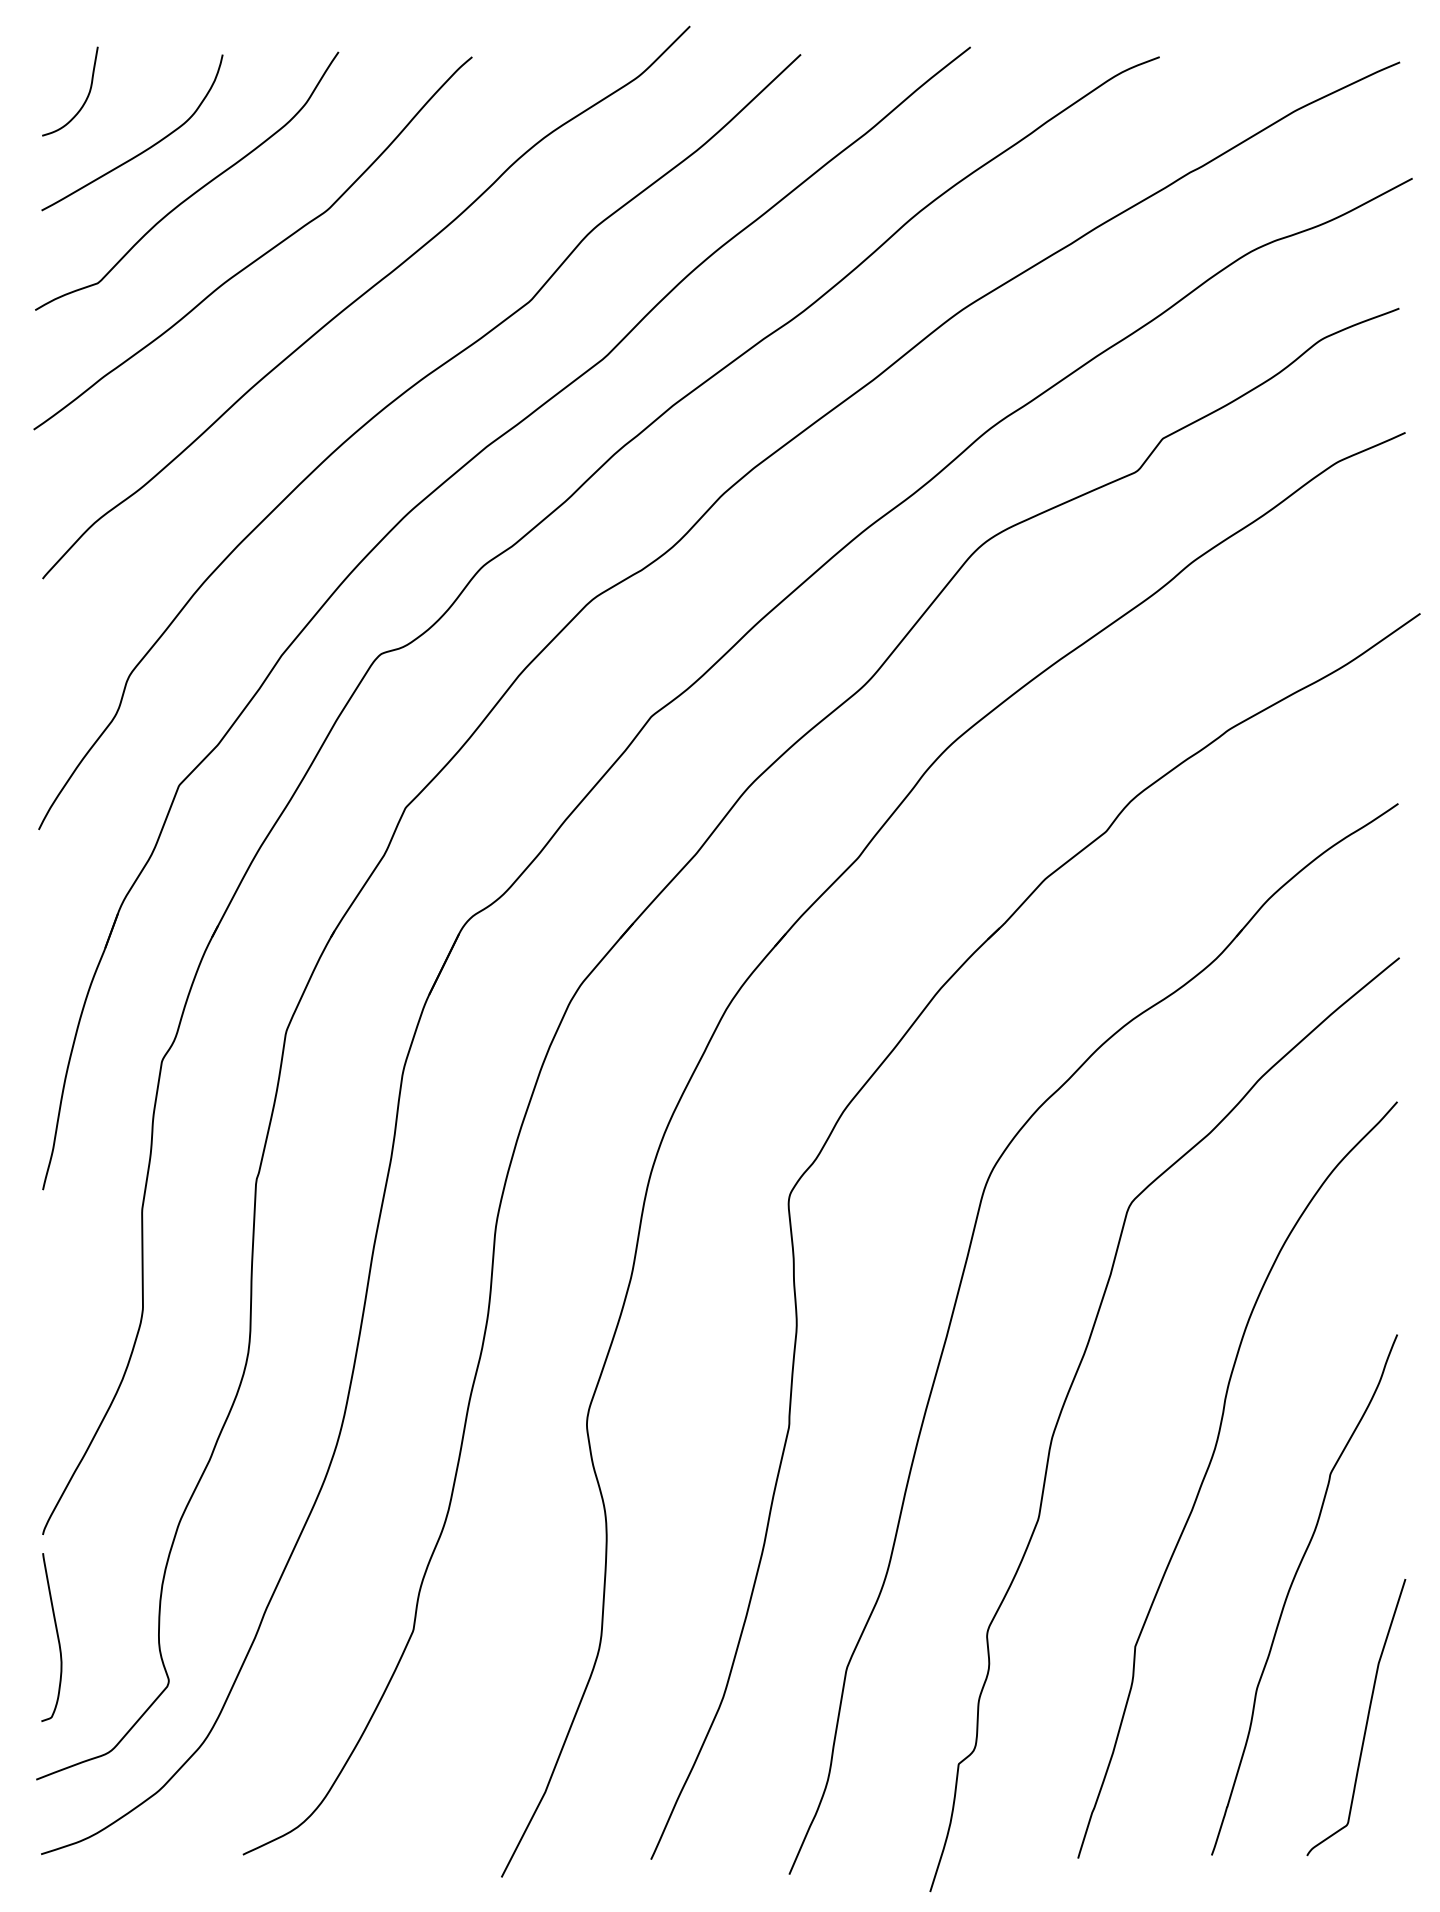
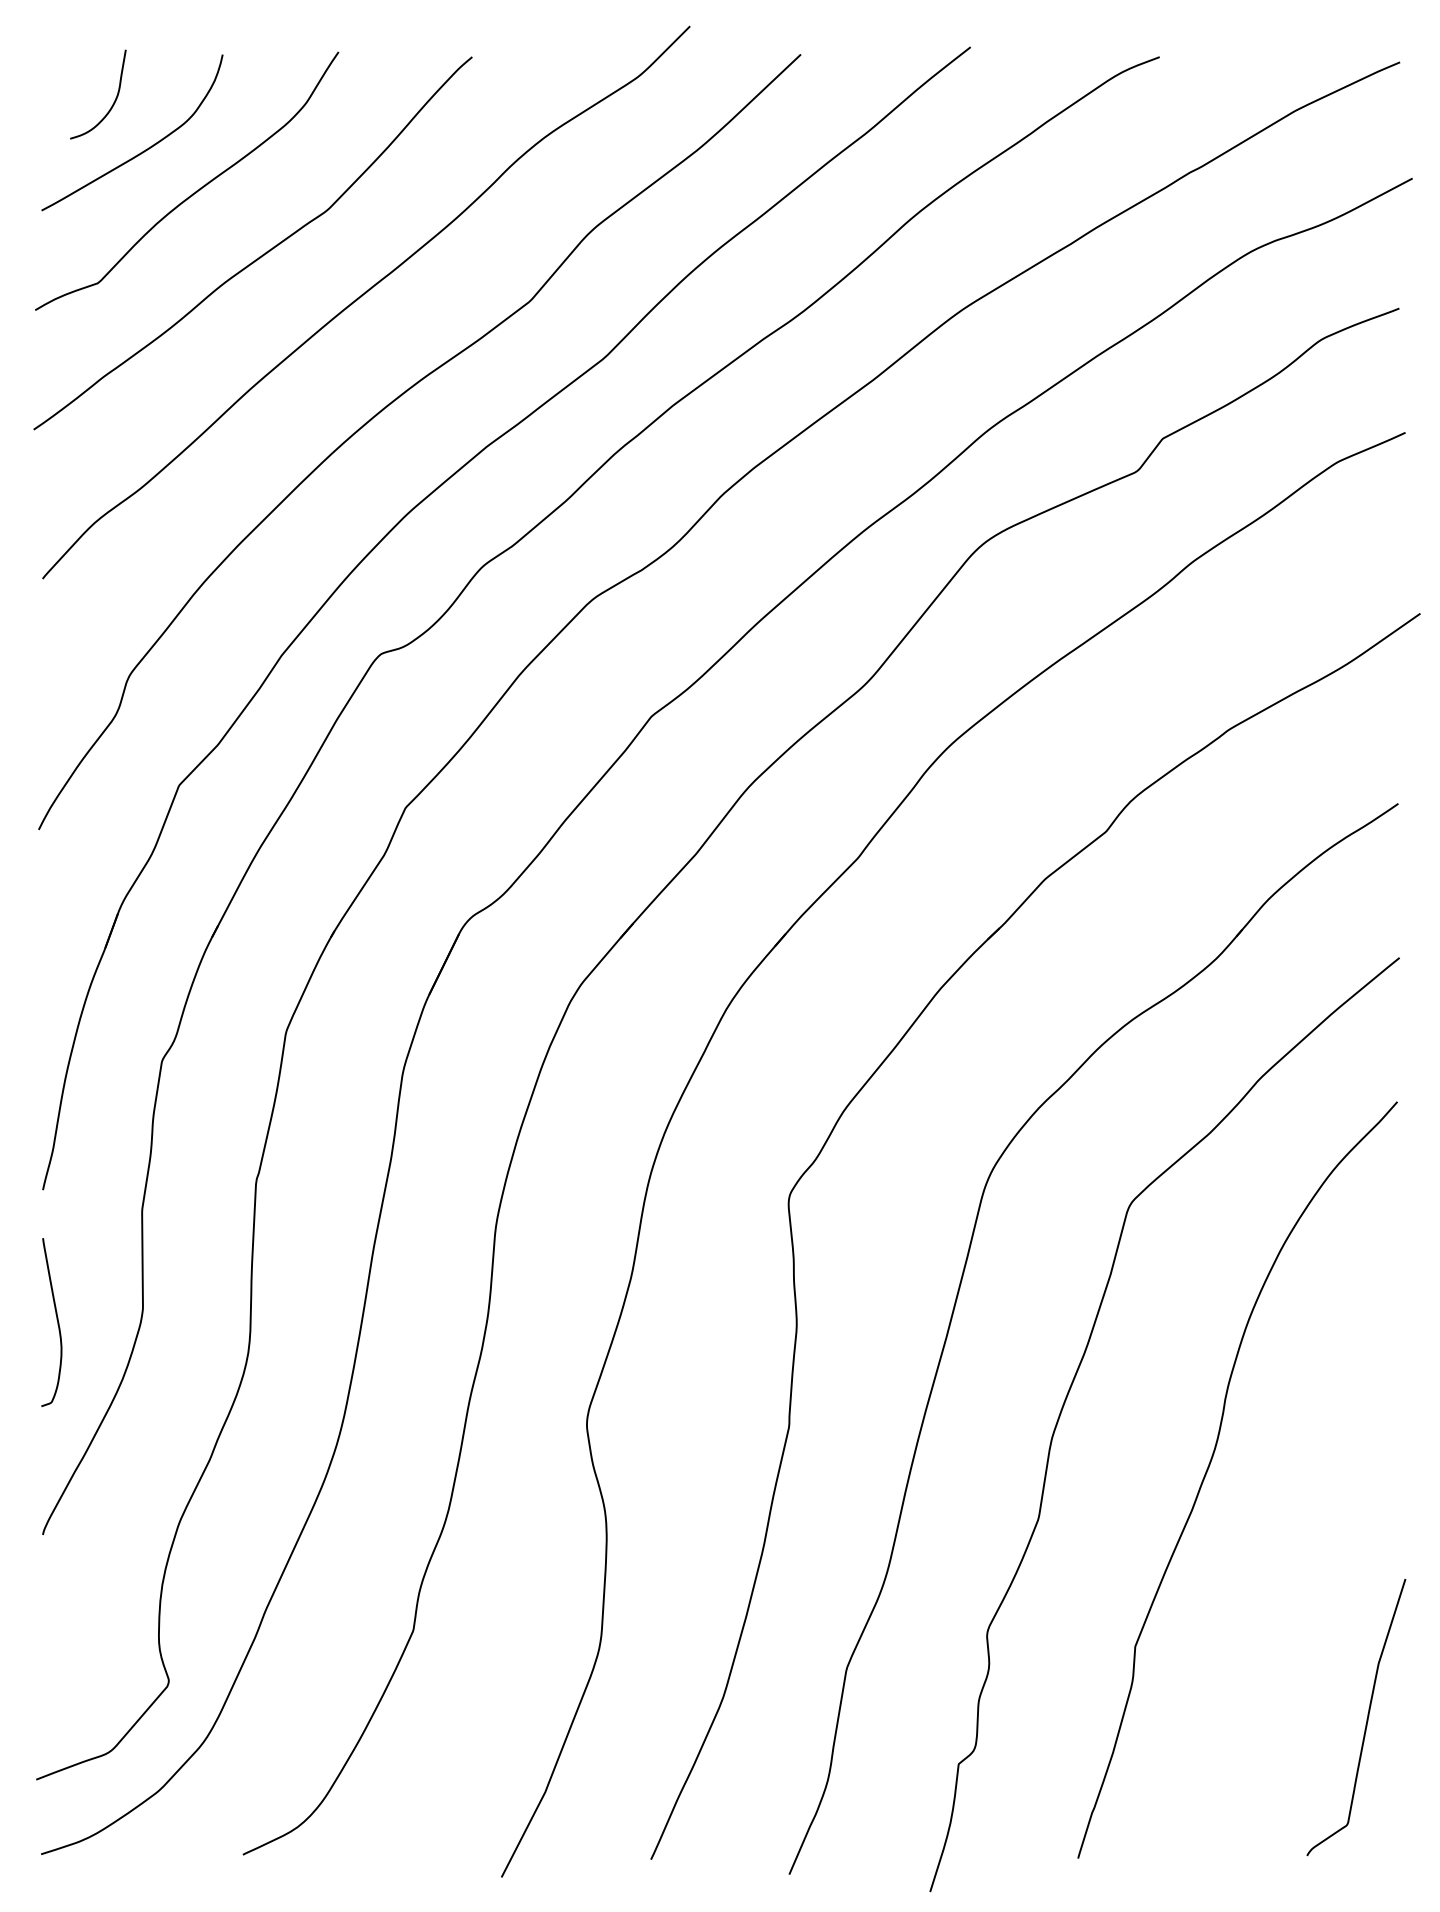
curve position: (85, 99) -> (113, 102) (113, 102)
curve: present -> none (1290, 1590)
curve position: (56, 1634) -> (56, 1319) (56, 1319)
